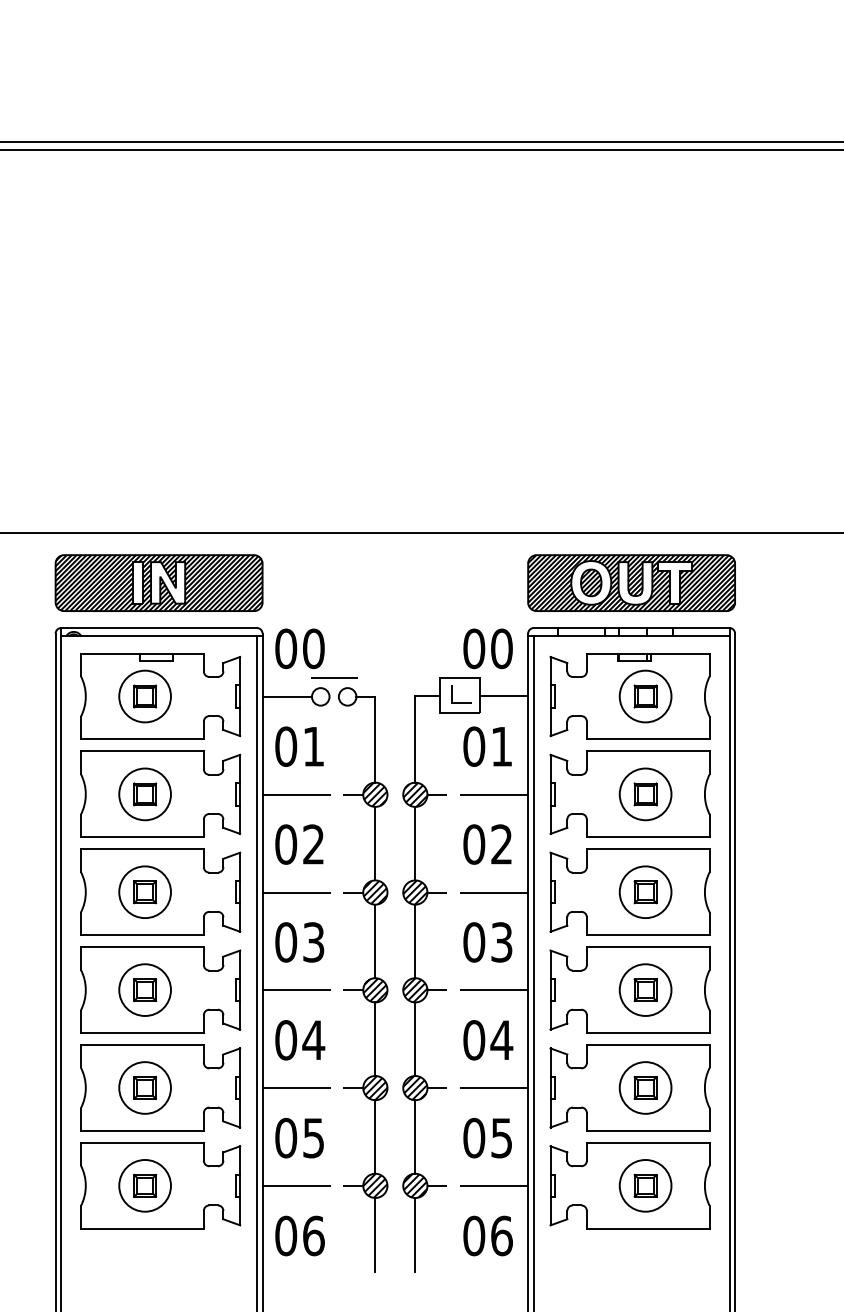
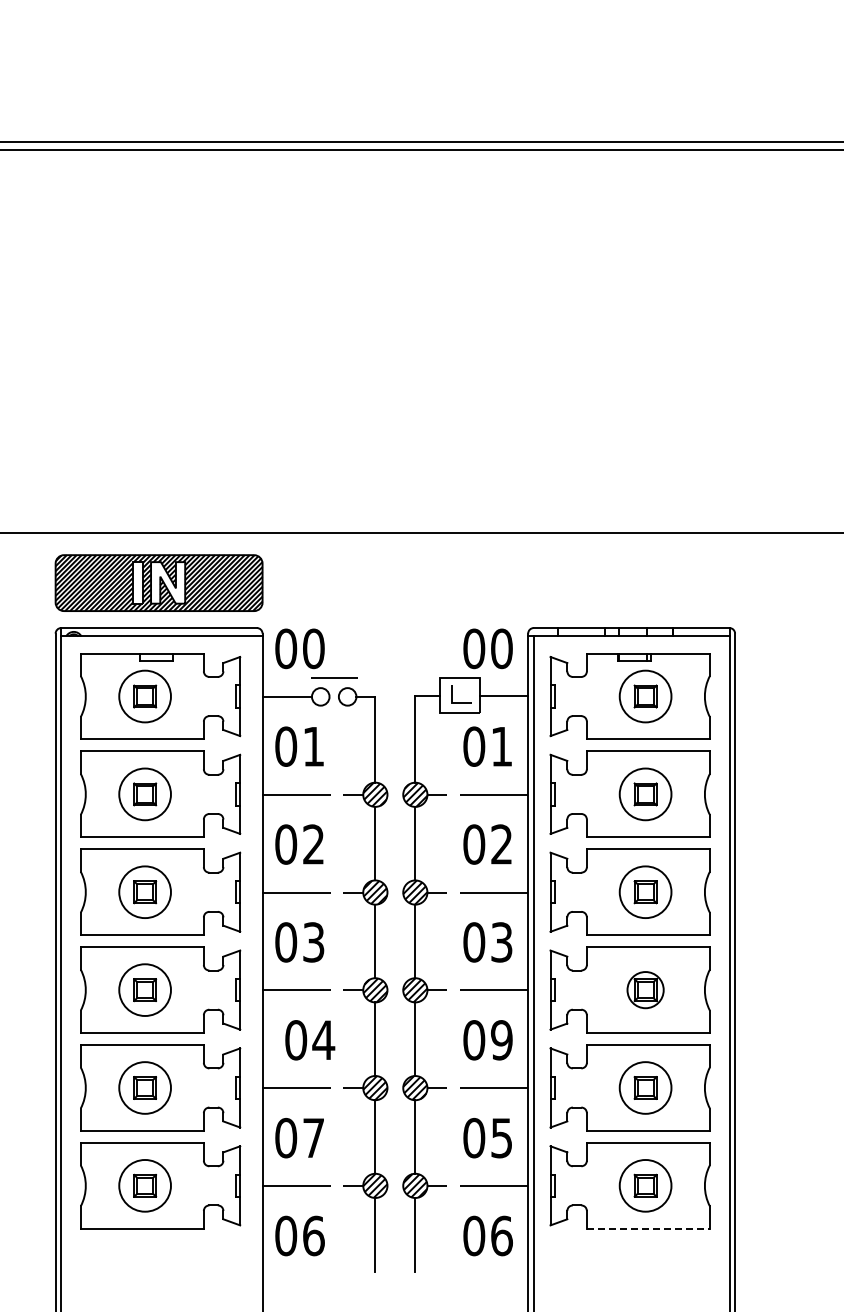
part: present -> none (631, 582)
line: present -> none (256, 972)
circle diameter: 52 px -> 36 px (645, 990)
text position: (300, 1040) -> (310, 1040) (310, 1040)
text: 04 -> 09 (501, 1040)
text: 05 -> 07 (313, 1138)
line: solid -> dashed (648, 1228)
